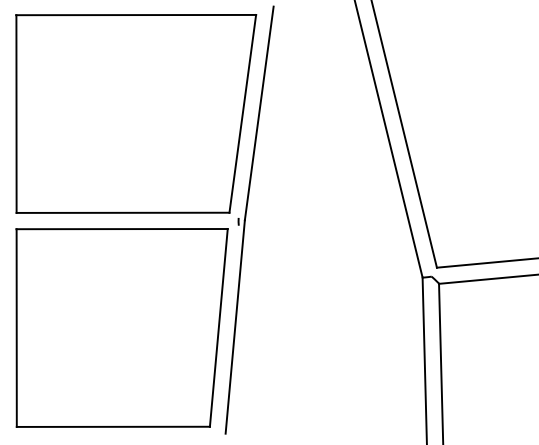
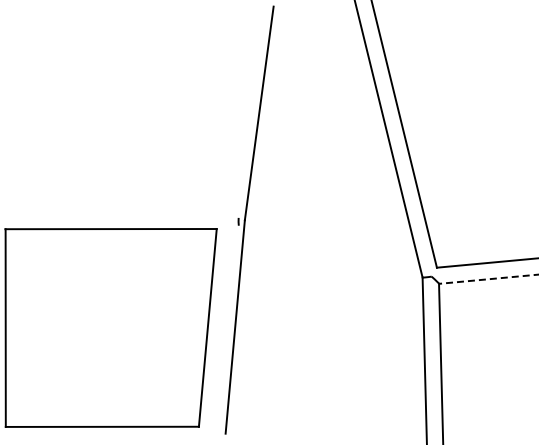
part: present -> none (136, 113)
line: solid -> dashed (488, 279)
part position: (121, 327) -> (110, 327) (110, 327)
